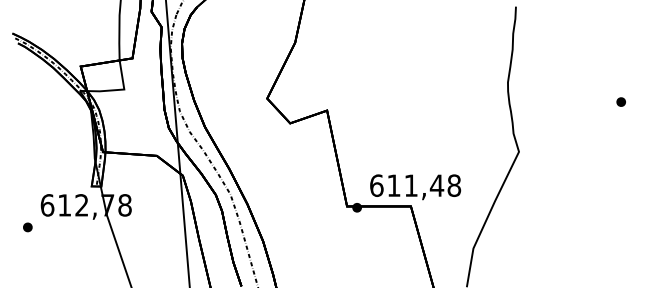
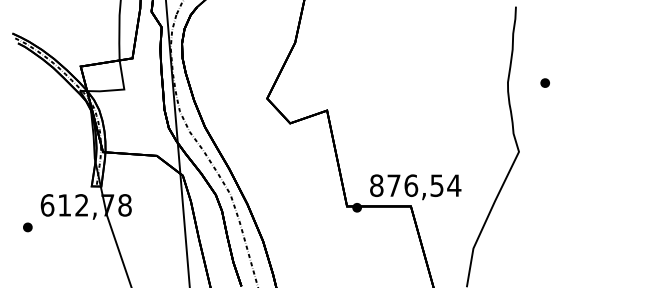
part position: (620, 101) -> (544, 82) (544, 82)
text: 611,48 -> 876,54 (415, 185)
